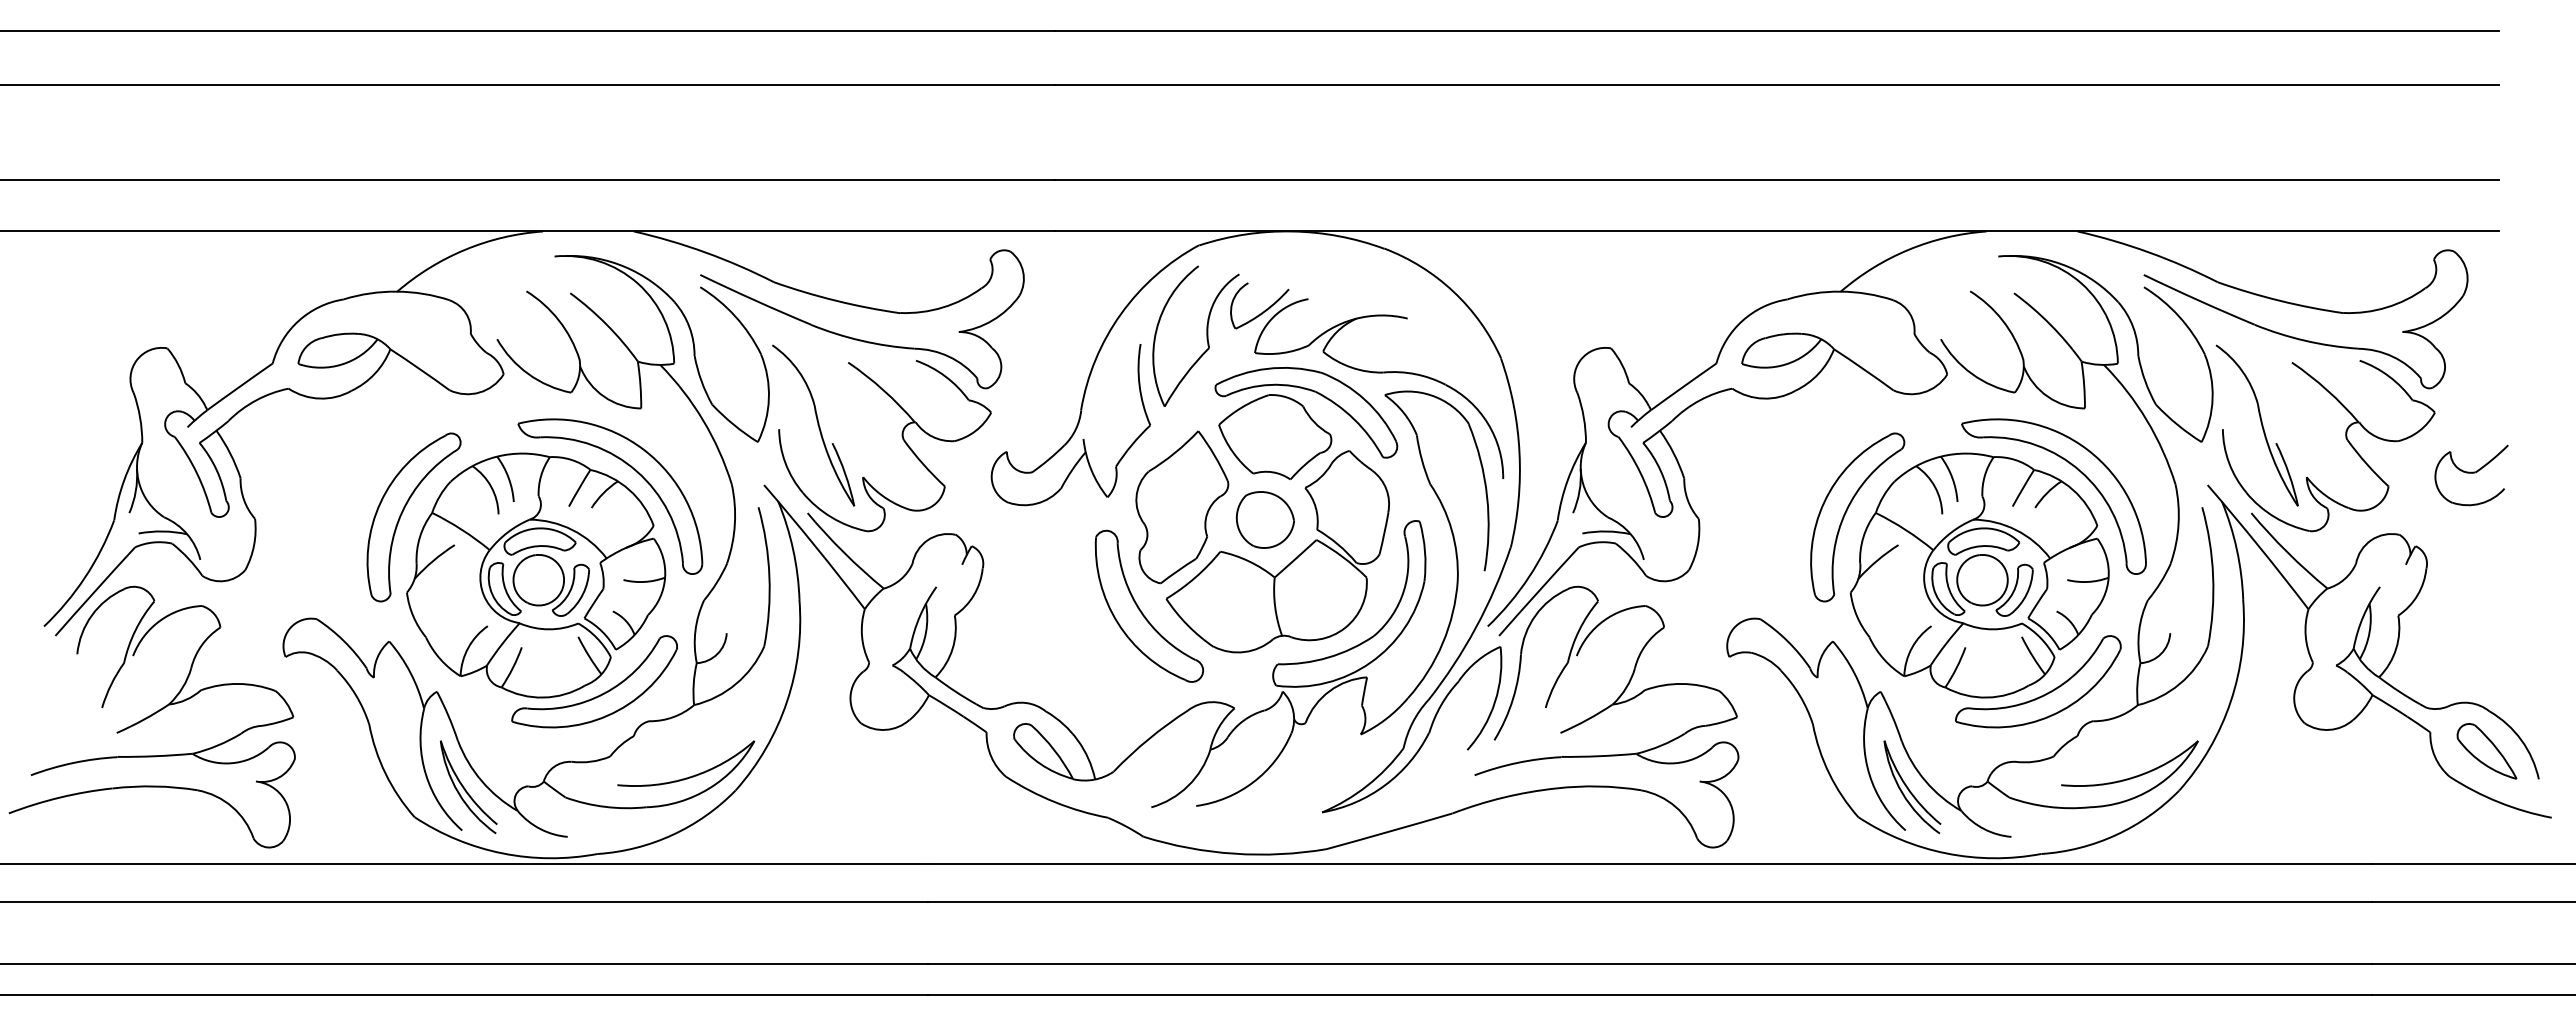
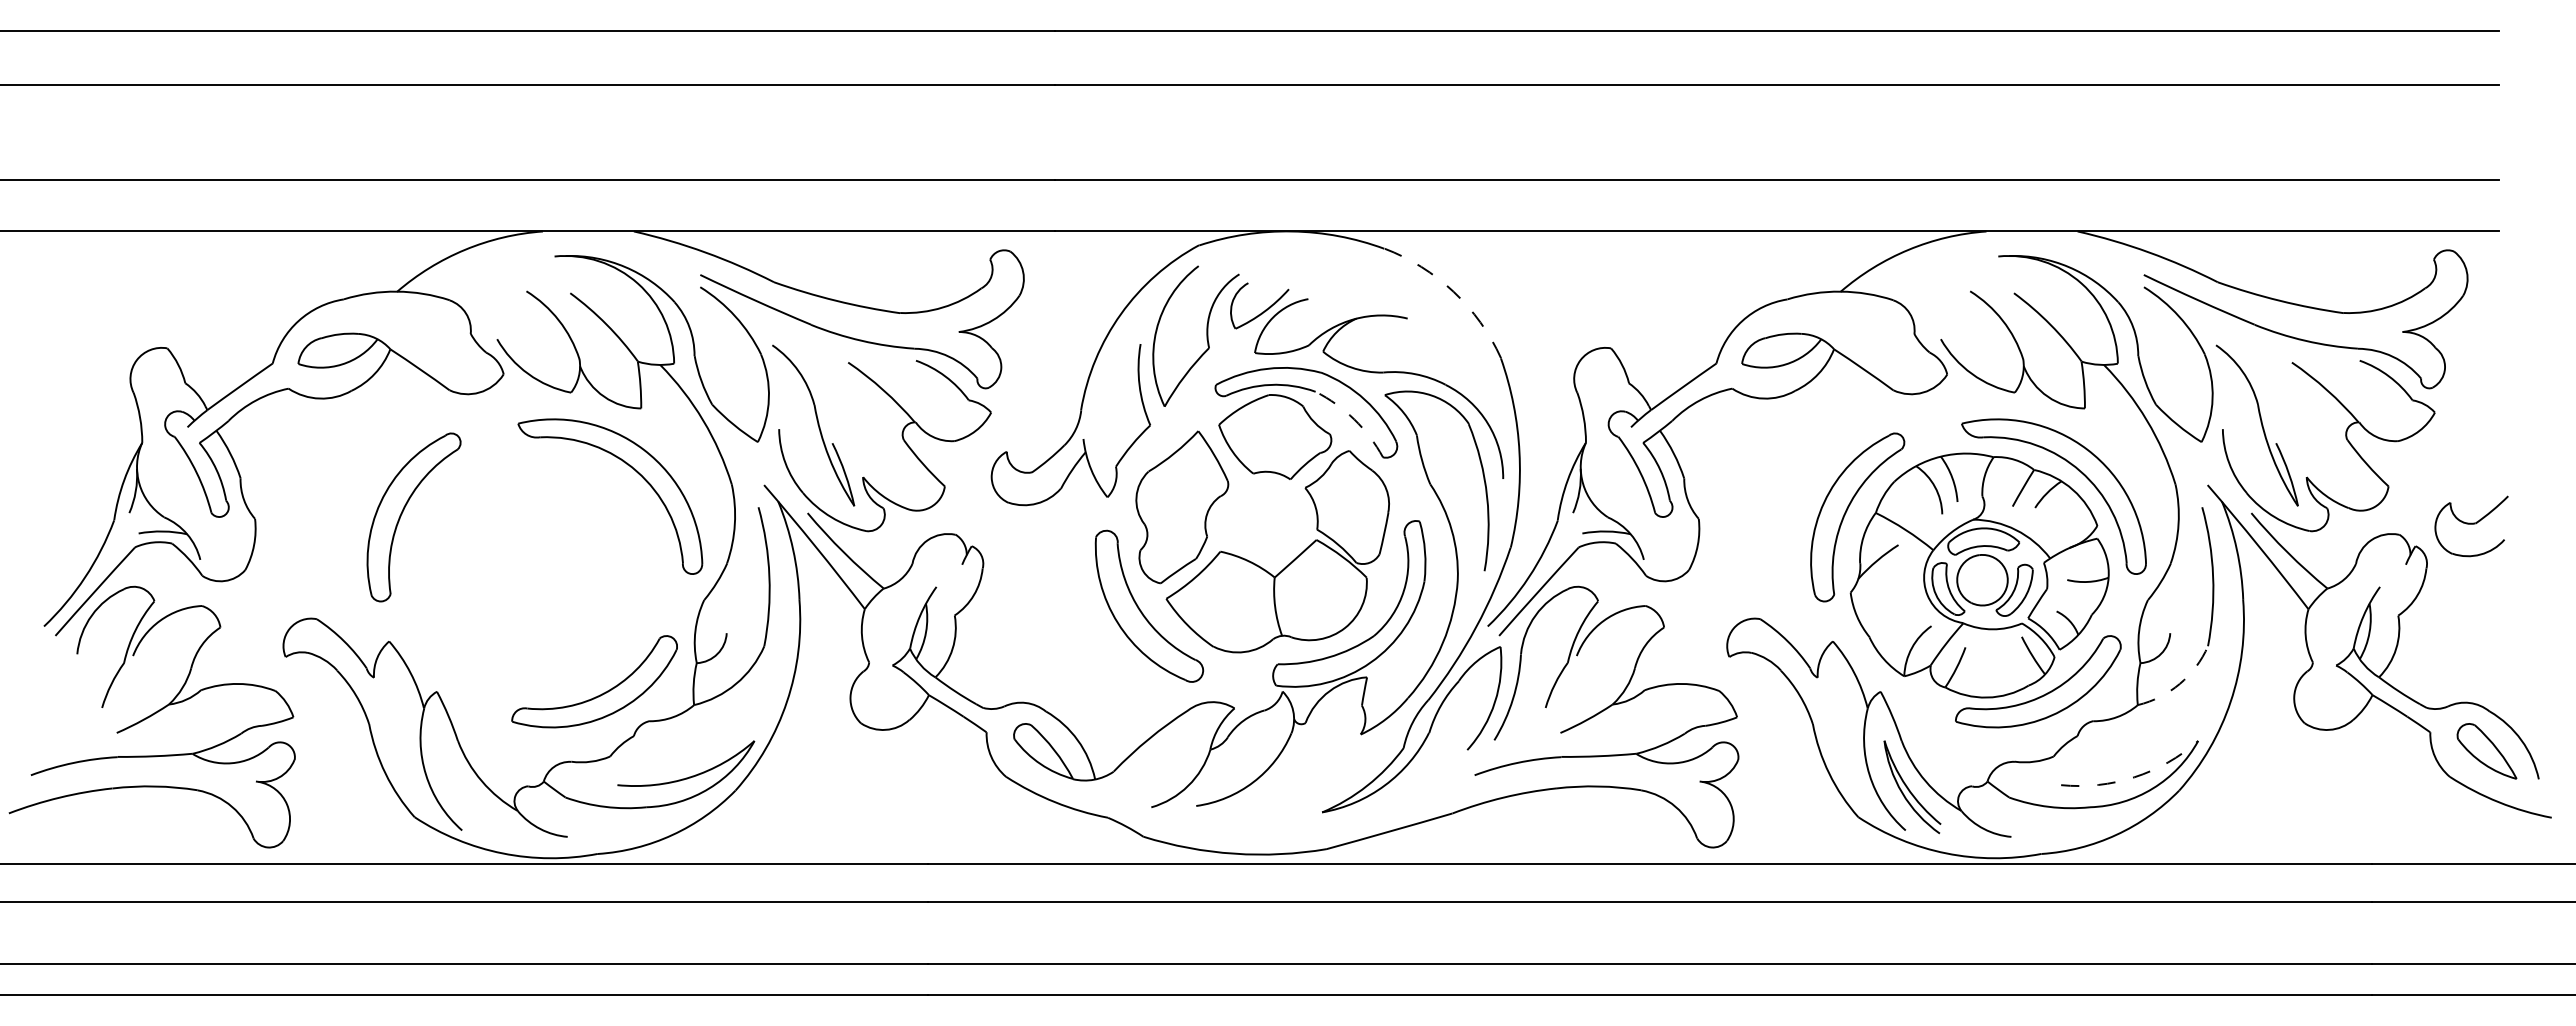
arc: solid -> dashed (1453, 291)
arc: solid -> dashed (1354, 419)
part position: (2471, 475) -> (2471, 526) (2471, 526)
part: present -> none (1264, 519)
part: present -> none (536, 575)
arc: solid -> dashed (2179, 683)
arc: solid -> dashed (2134, 777)
part: present -> none (468, 787)
